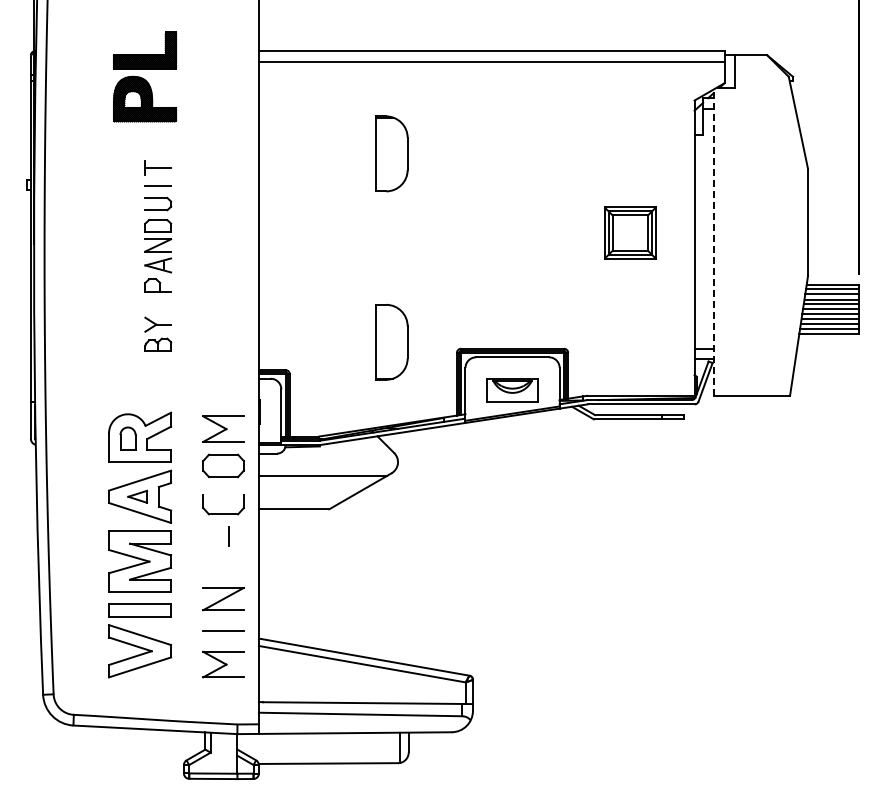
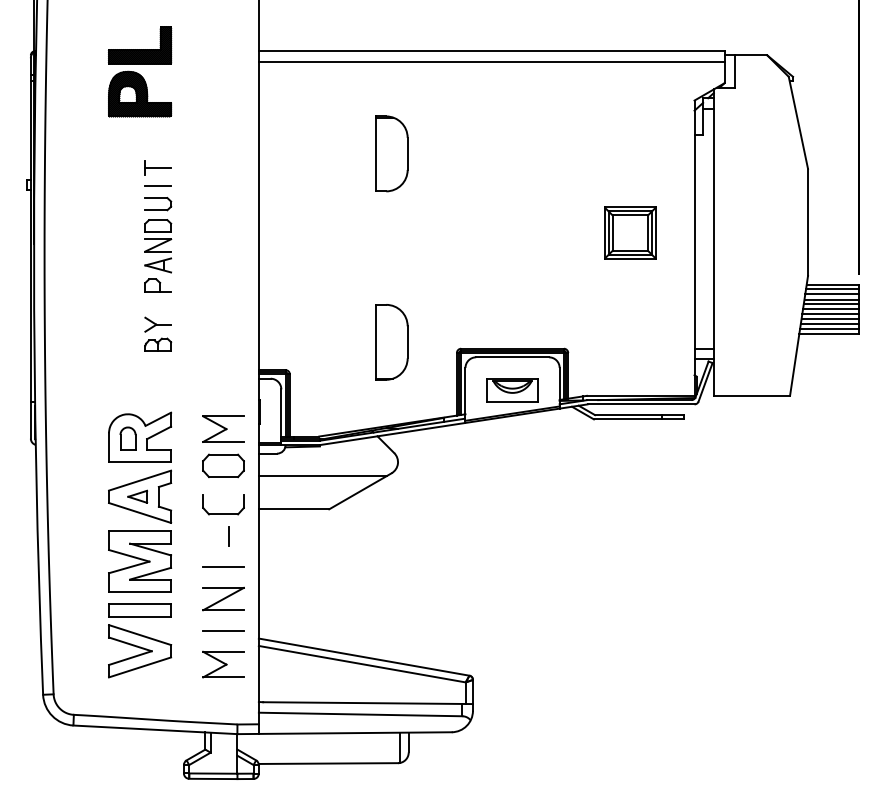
part position: (145, 76) -> (140, 71) (140, 71)
line: dashed -> solid (713, 242)
line: none -> present (223, 566)
